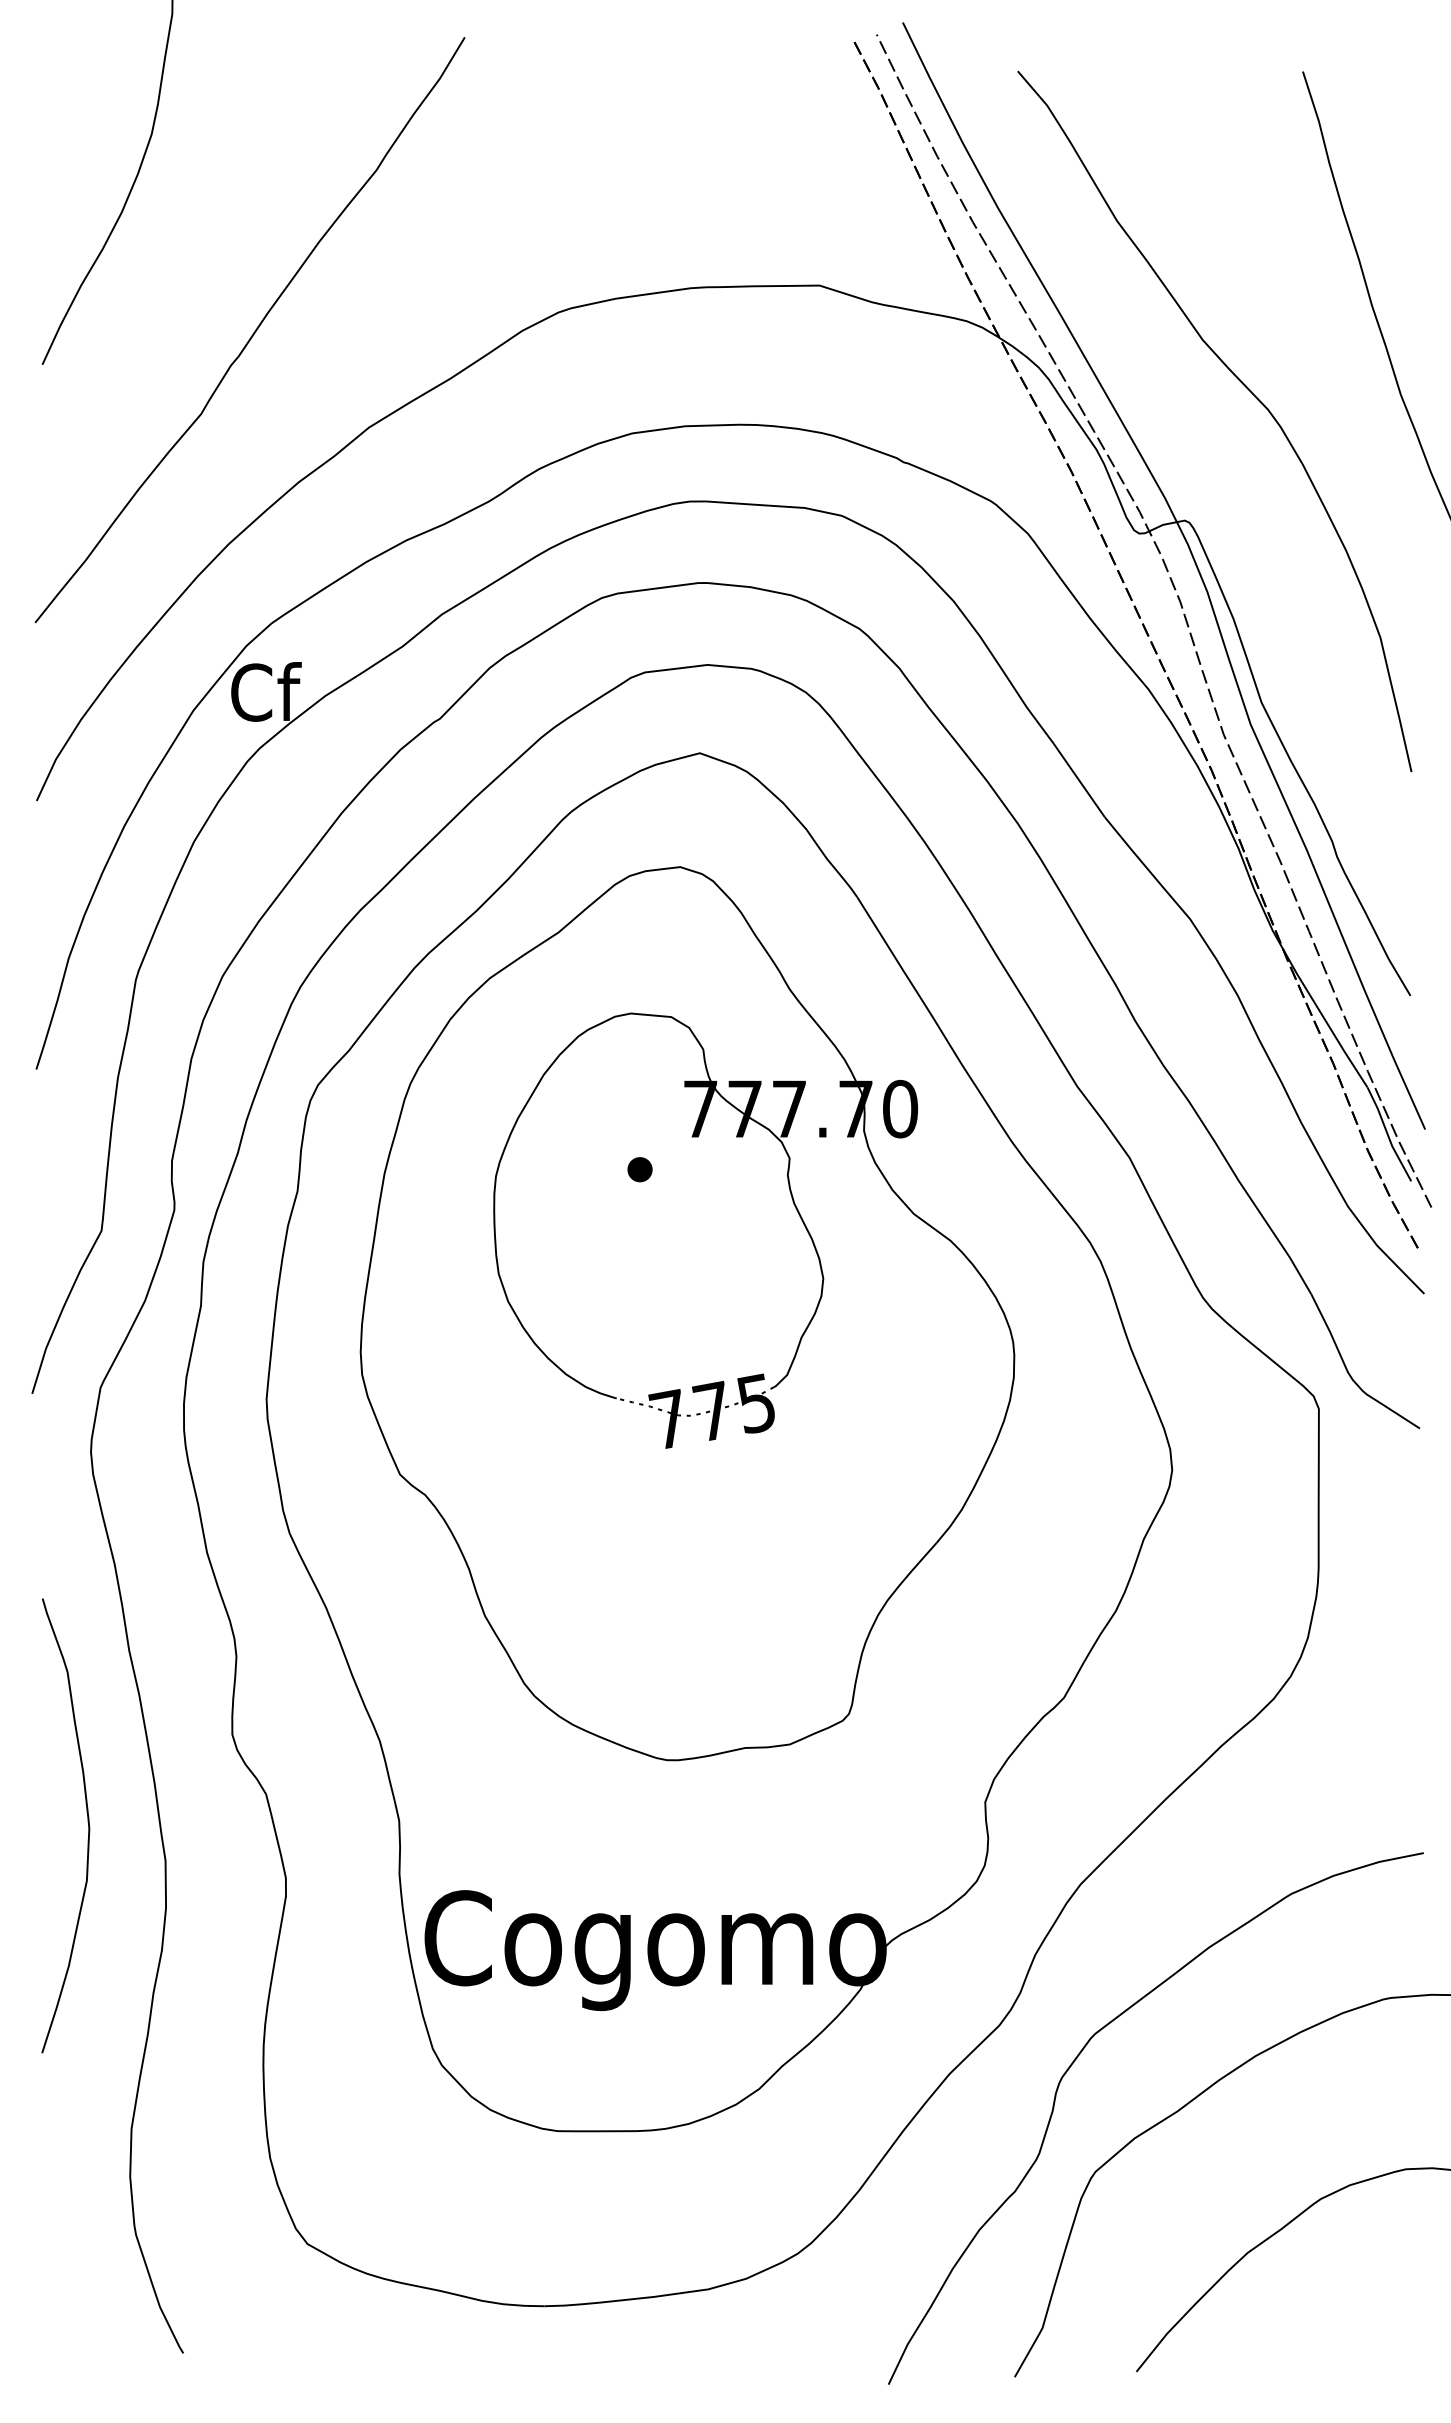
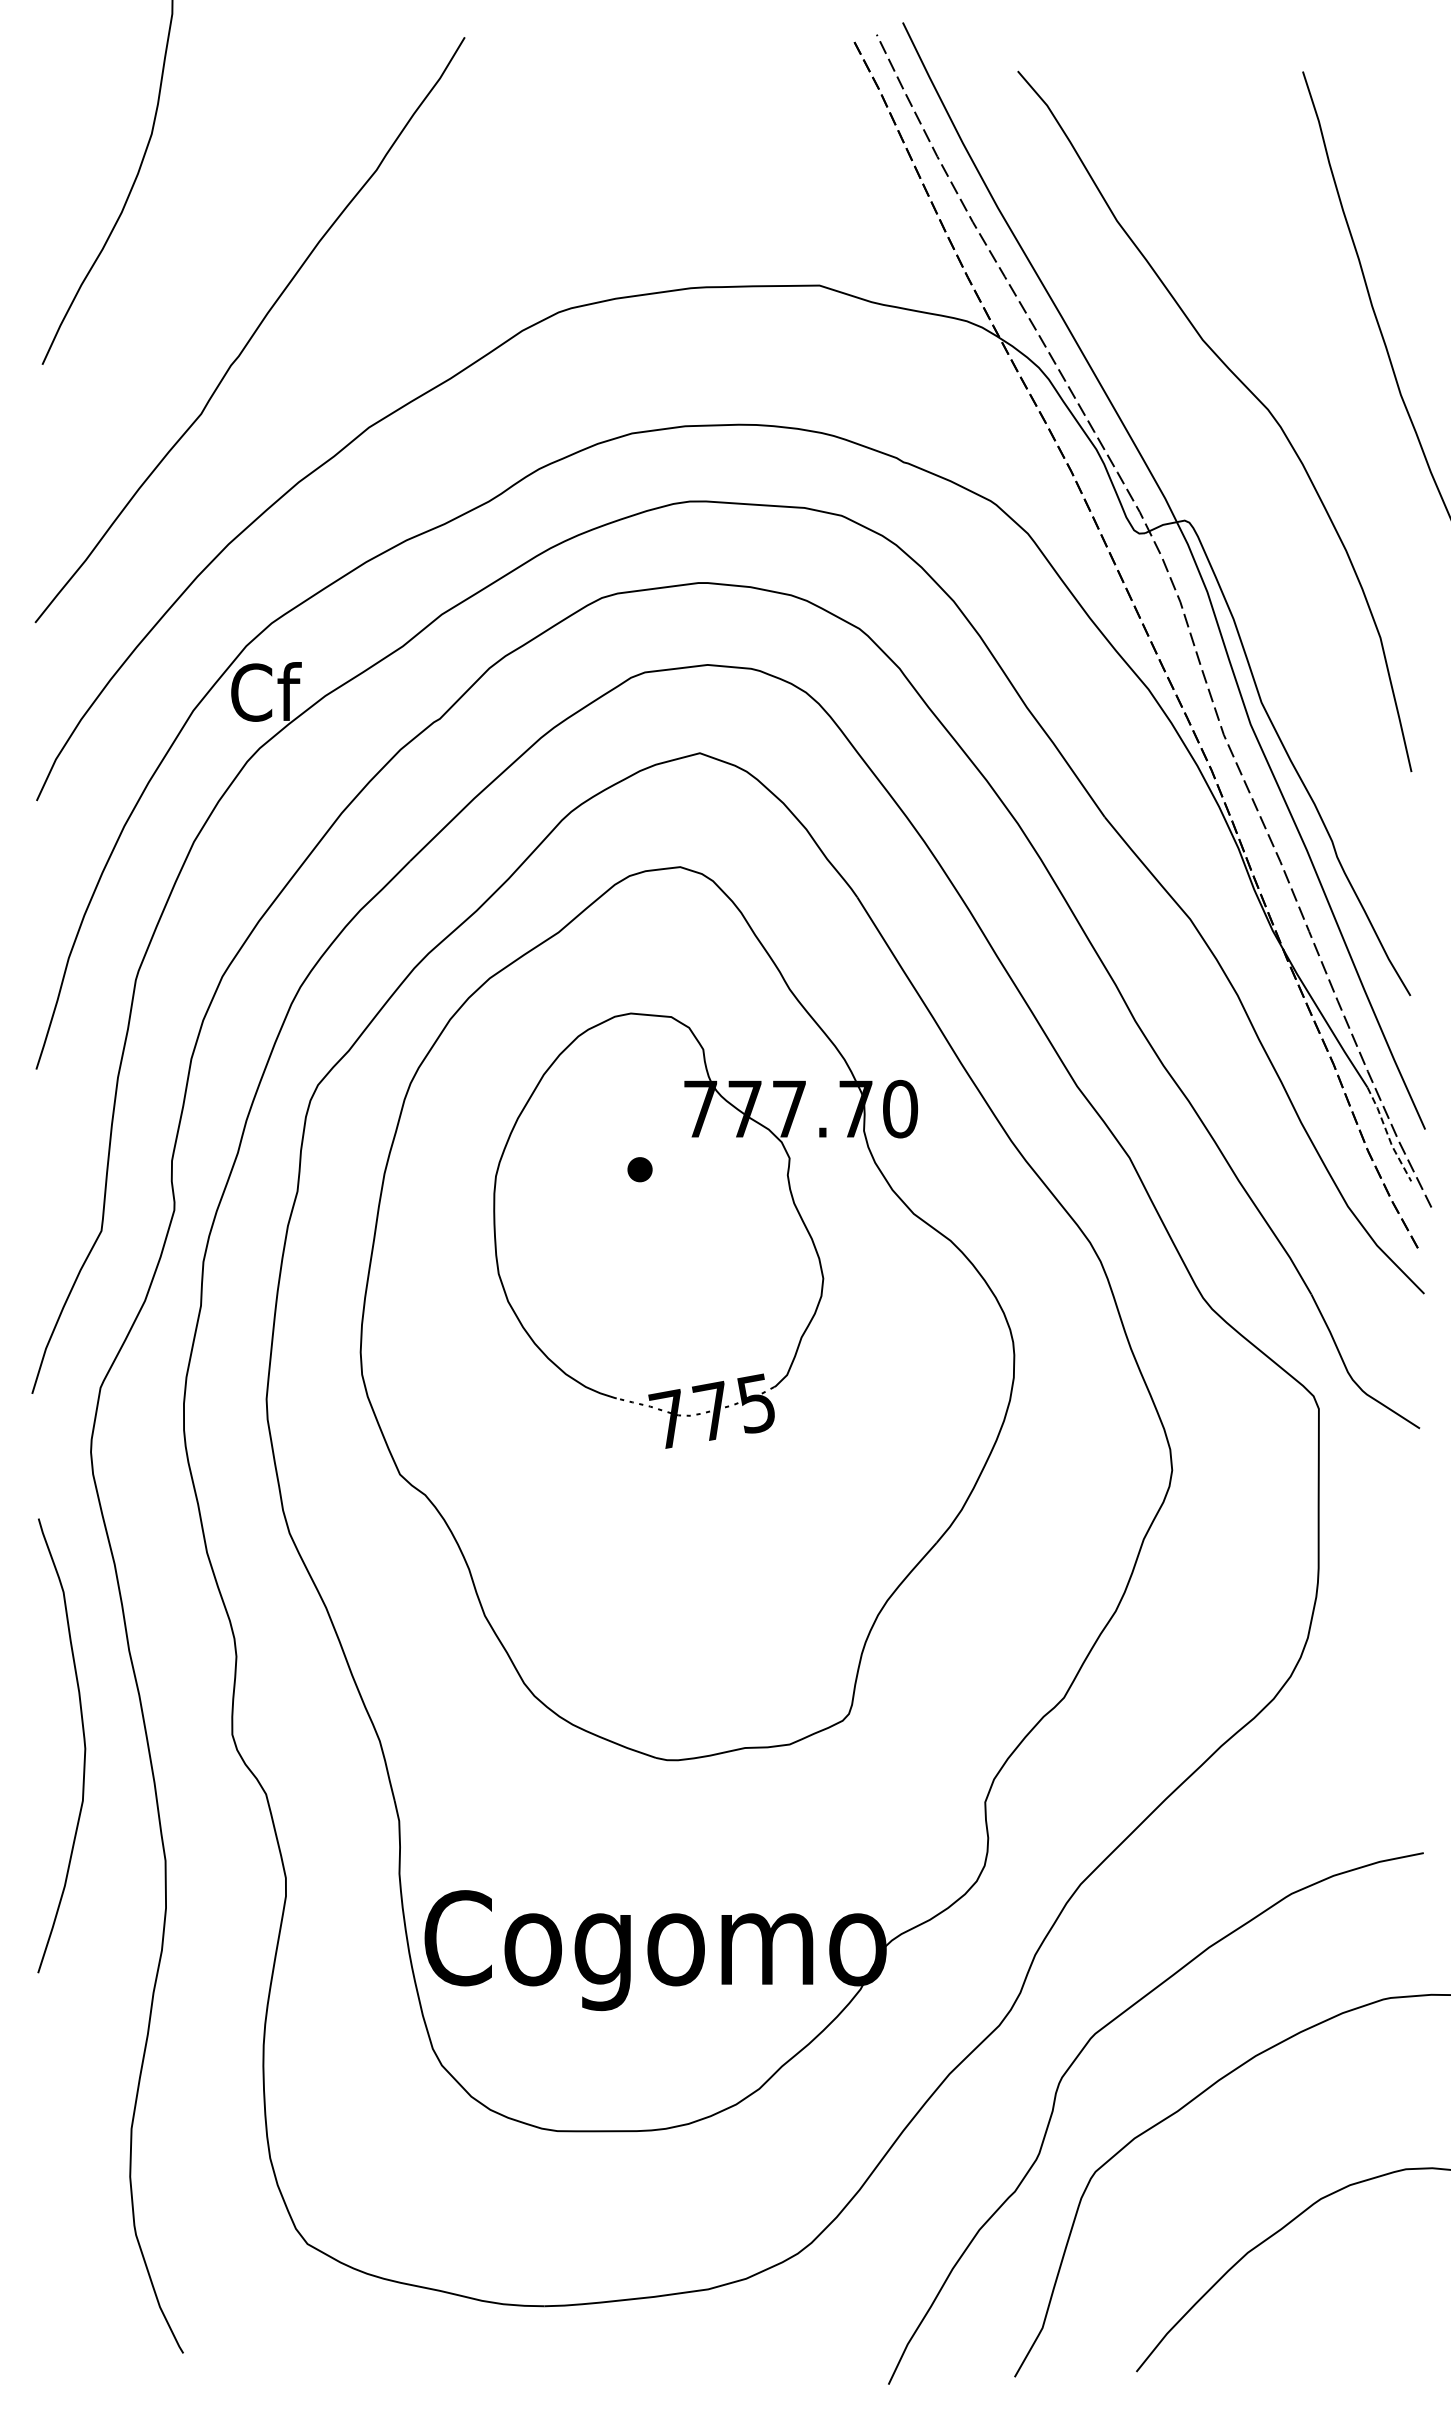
line: solid -> dashed (1388, 1135)
curve position: (87, 1822) -> (83, 1742) (83, 1742)
